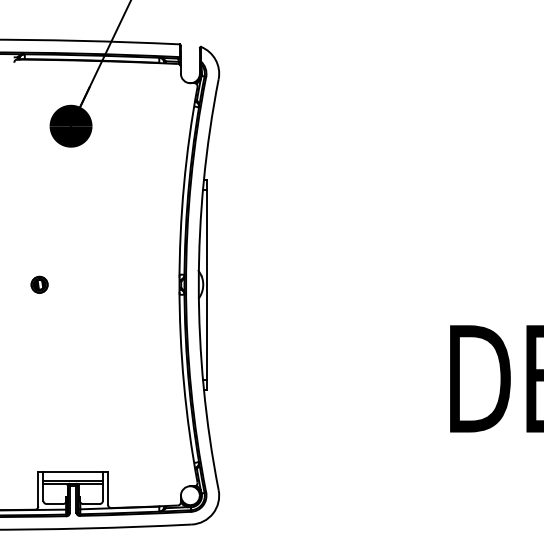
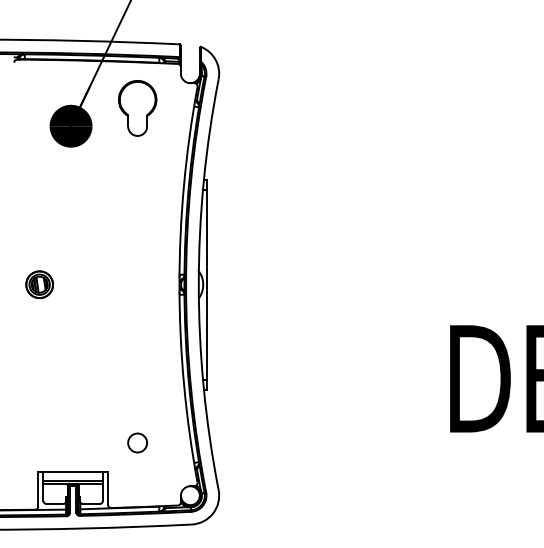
part: none -> present (137, 108)
part size: 19x19 px -> 29x30 px (39, 284)
circle: none -> present (137, 442)
